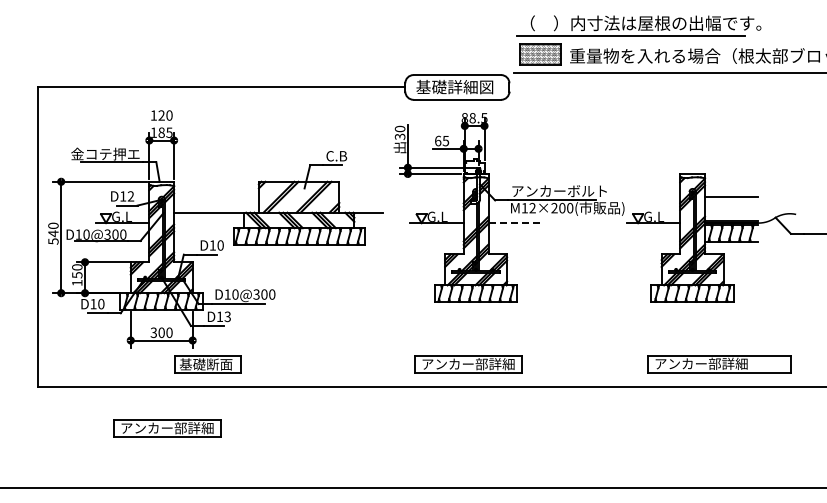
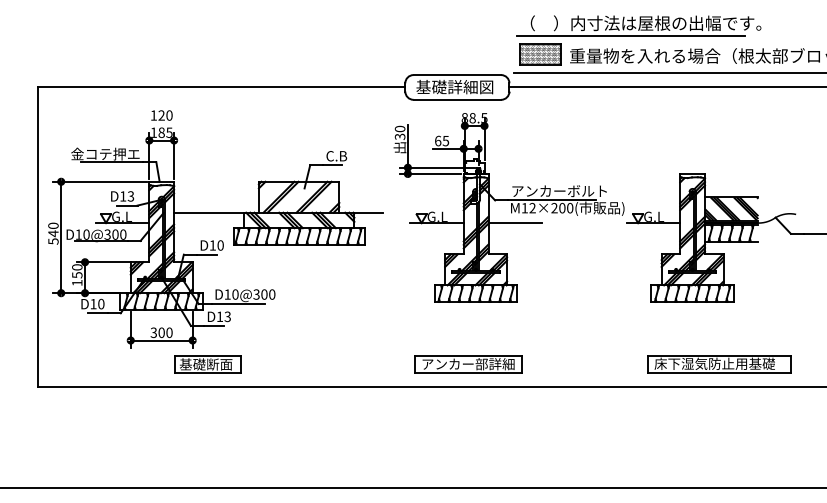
line: none -> present (666, 87)
text: D12 -> D13 (130, 196)
hatch: none -> present (731, 209)
line: dashed -> solid (515, 223)
text: アンカー部詳細 -> 床下湿気防止用基礎 (714, 363)
part: present -> none (167, 428)
